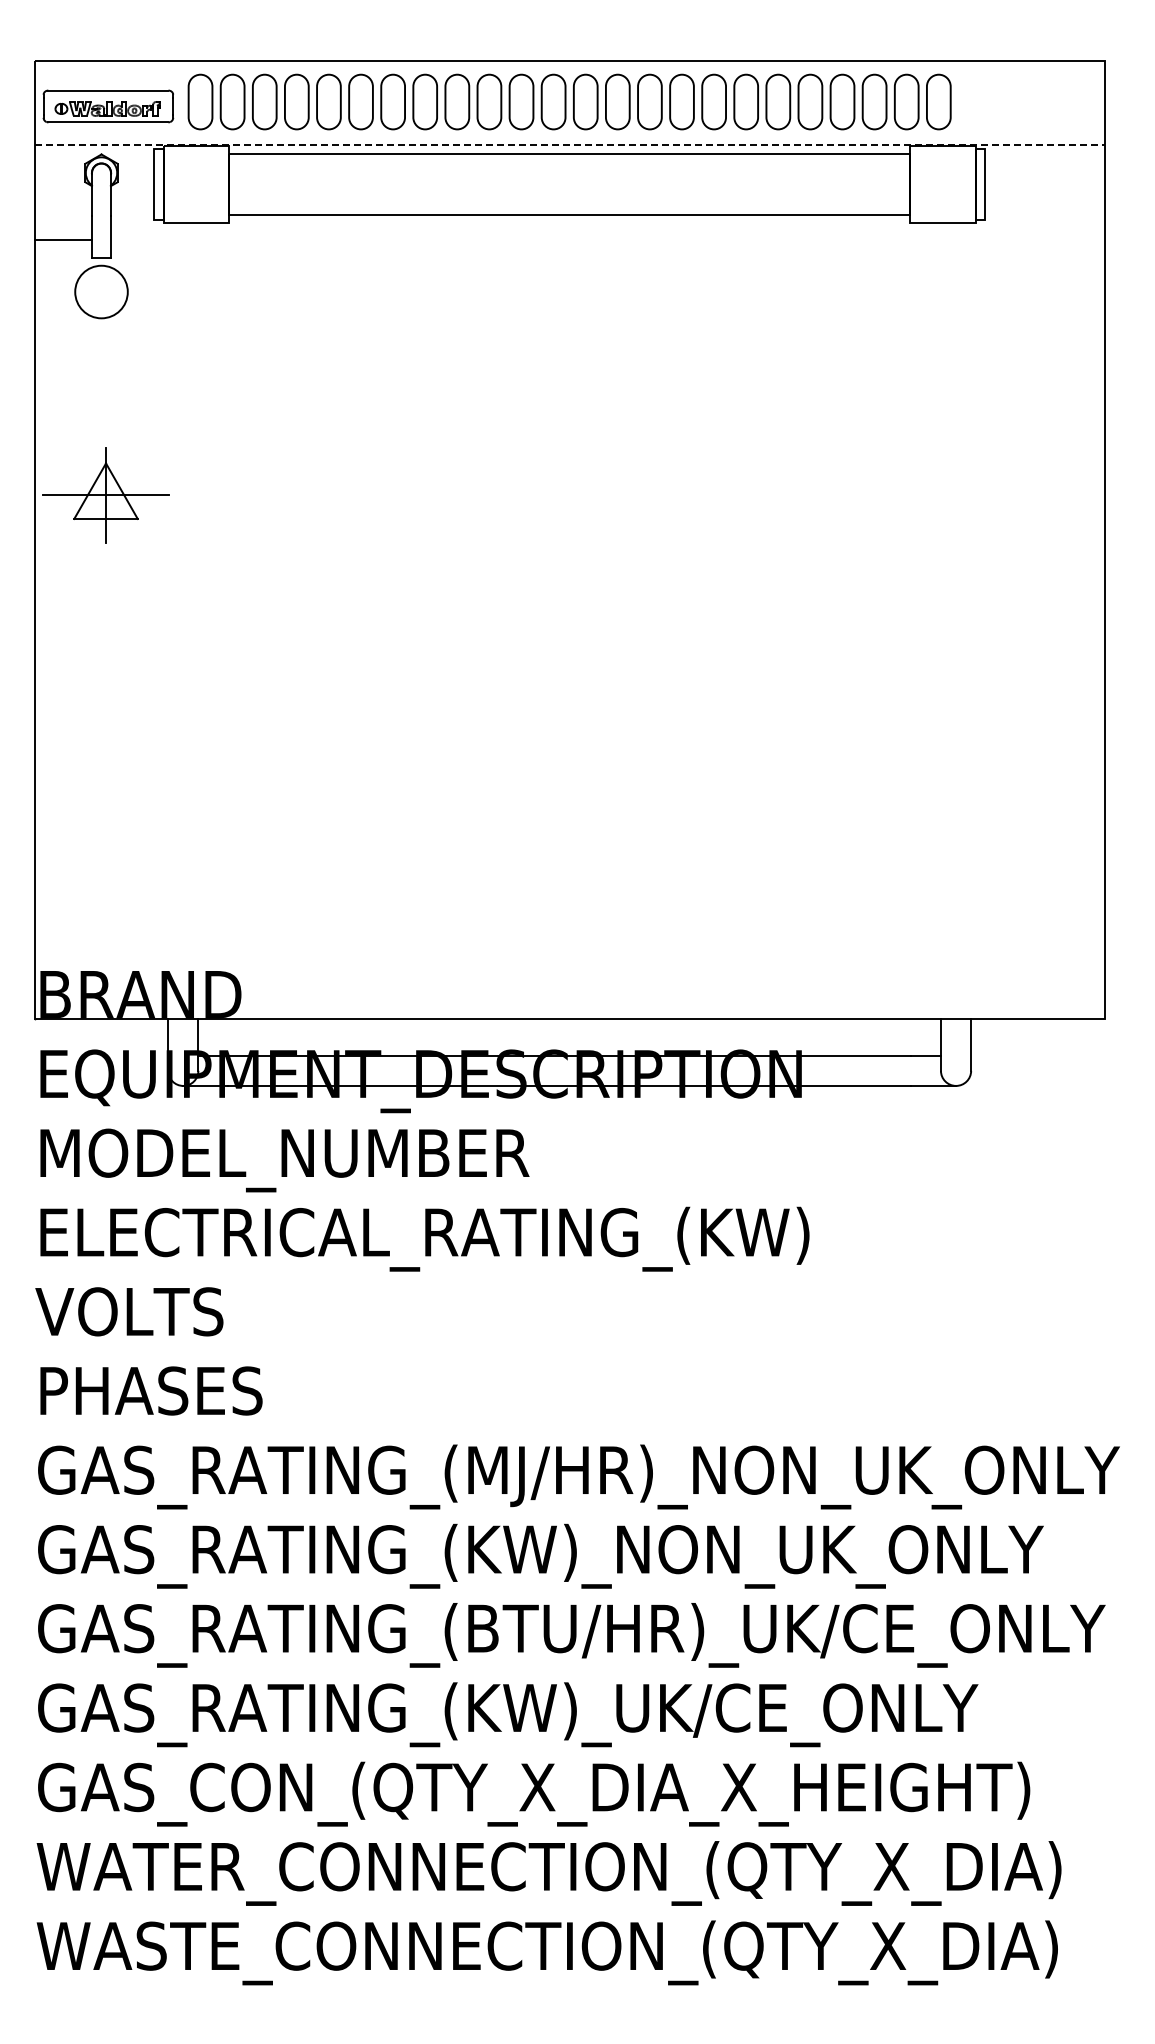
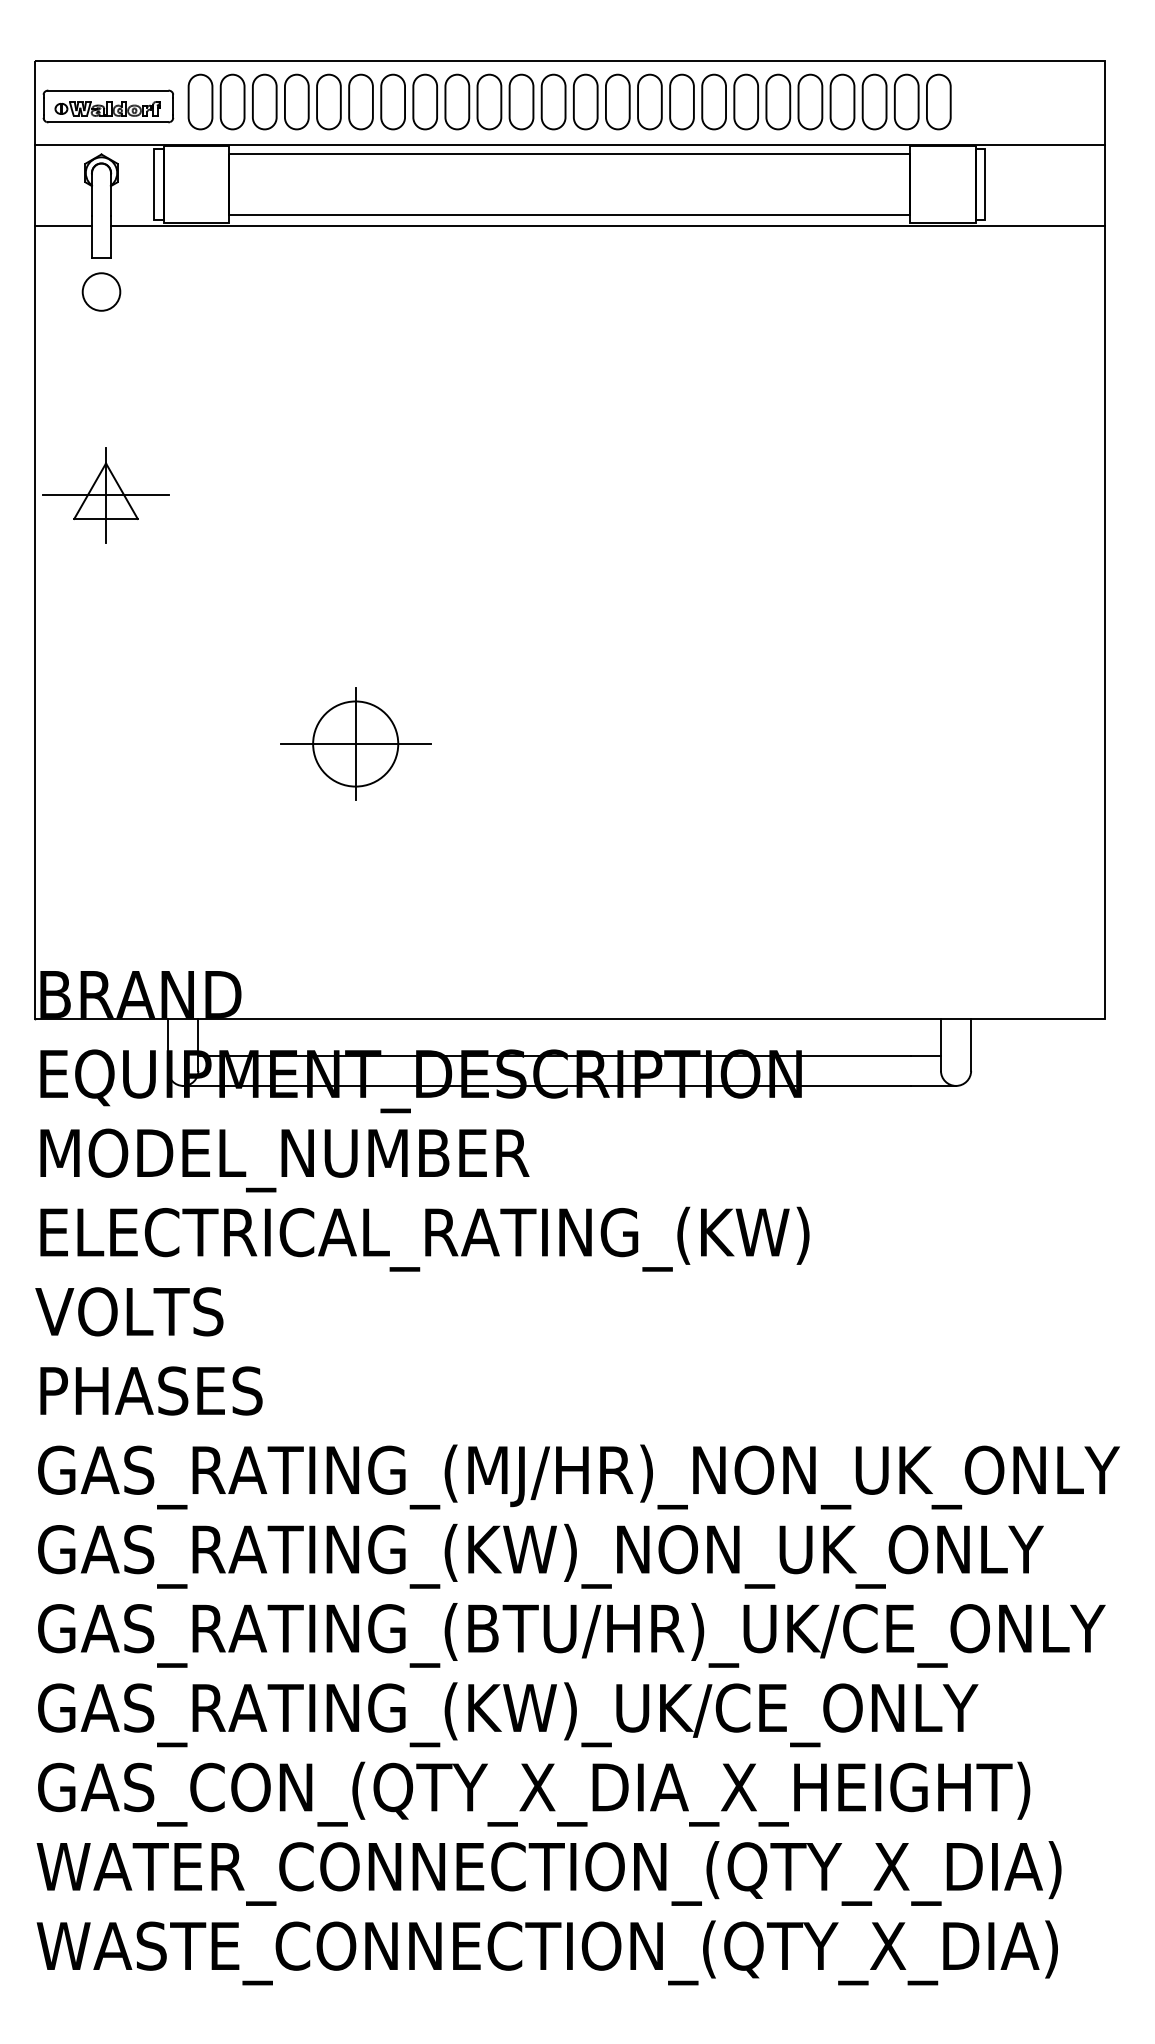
line: dashed -> solid (569, 144)
line: none -> present (607, 225)
line position: (63, 239) -> (63, 225) (63, 225)
circle size: 55x56 px -> 41x40 px (101, 291)
part: none -> present (355, 743)
